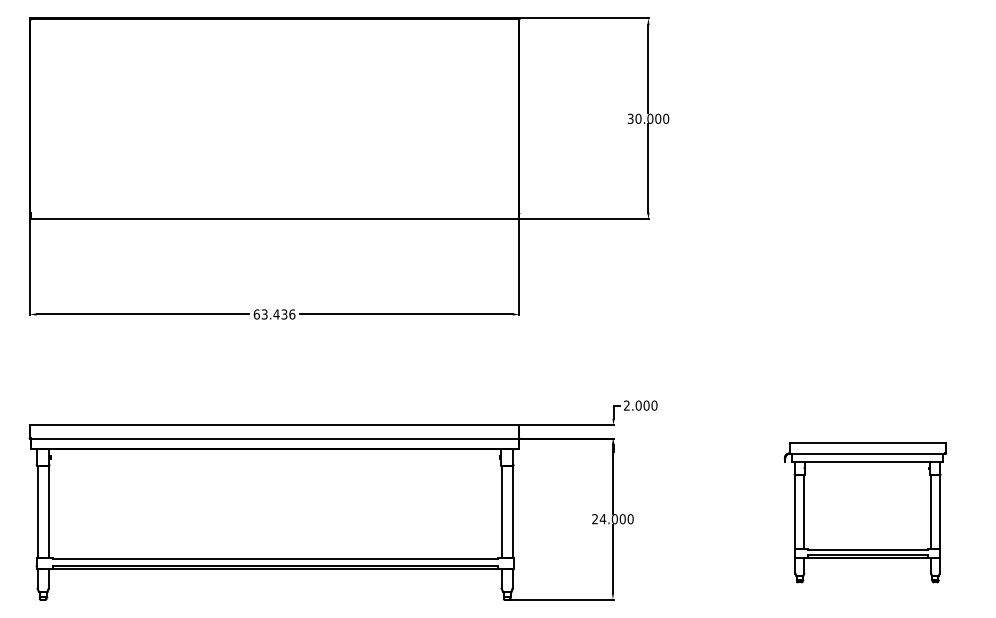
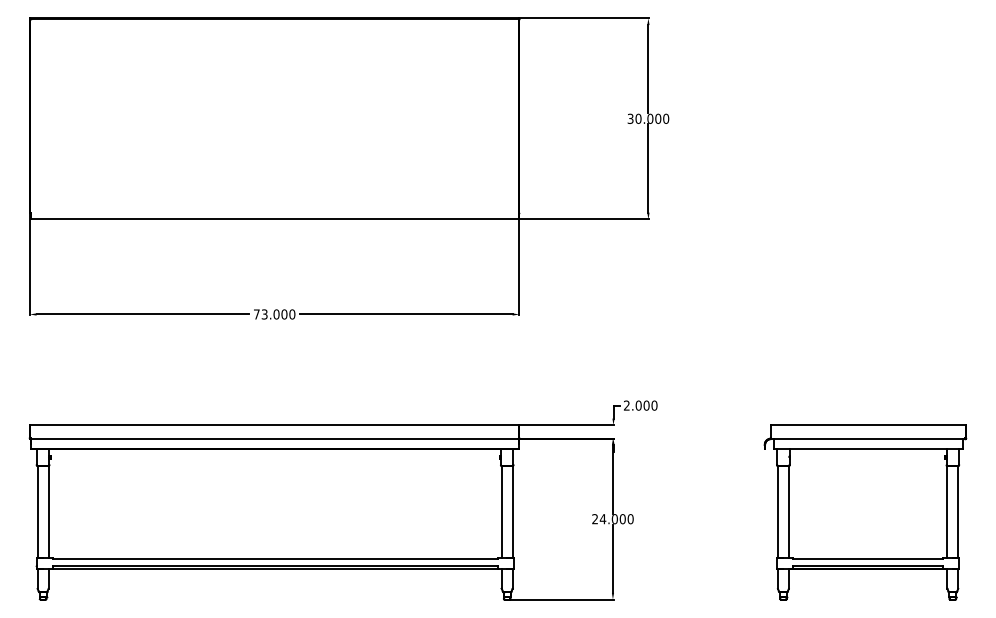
text: 63.436 -> 73.000 (274, 314)
part size: 165x142 px -> 205x177 px (865, 512)
